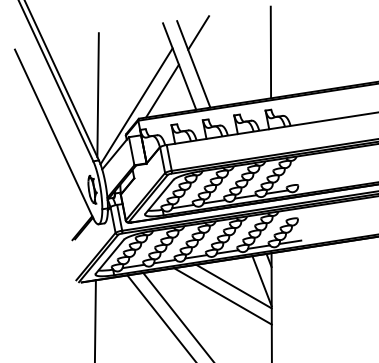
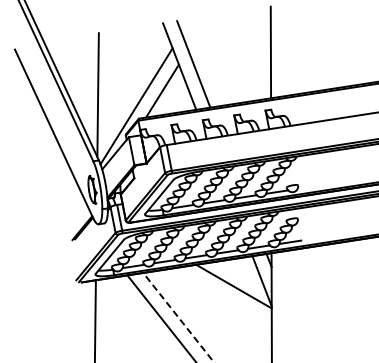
line: present -> none (198, 32)
line: present -> none (222, 296)
line: solid -> dashed (178, 317)
